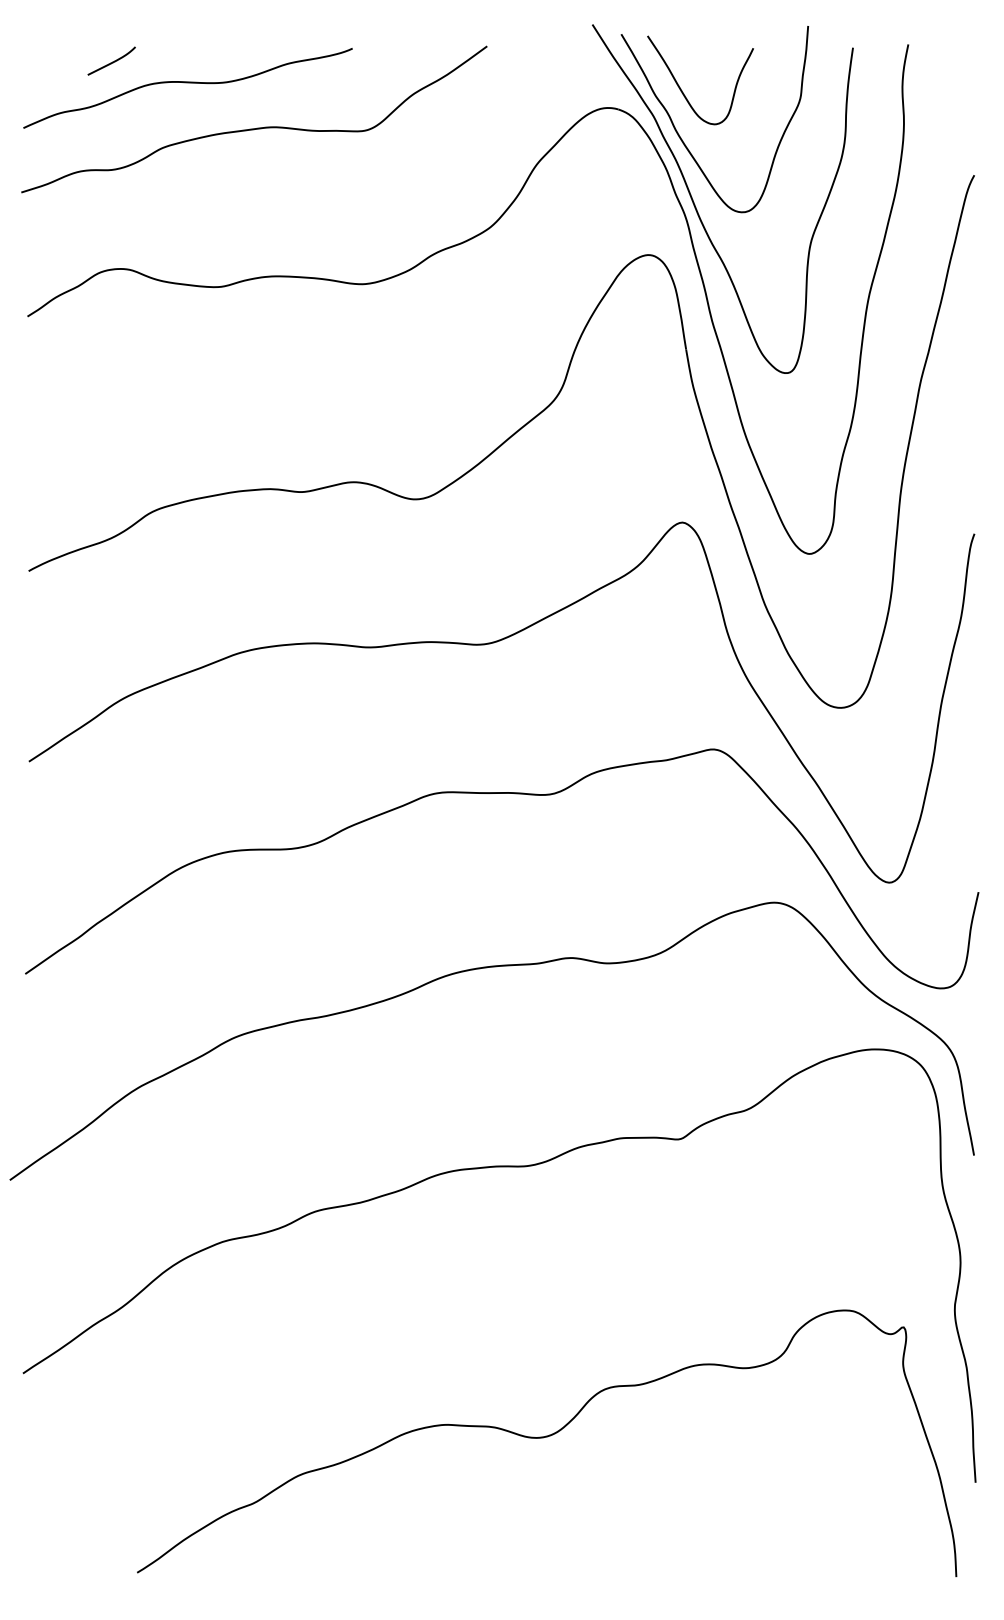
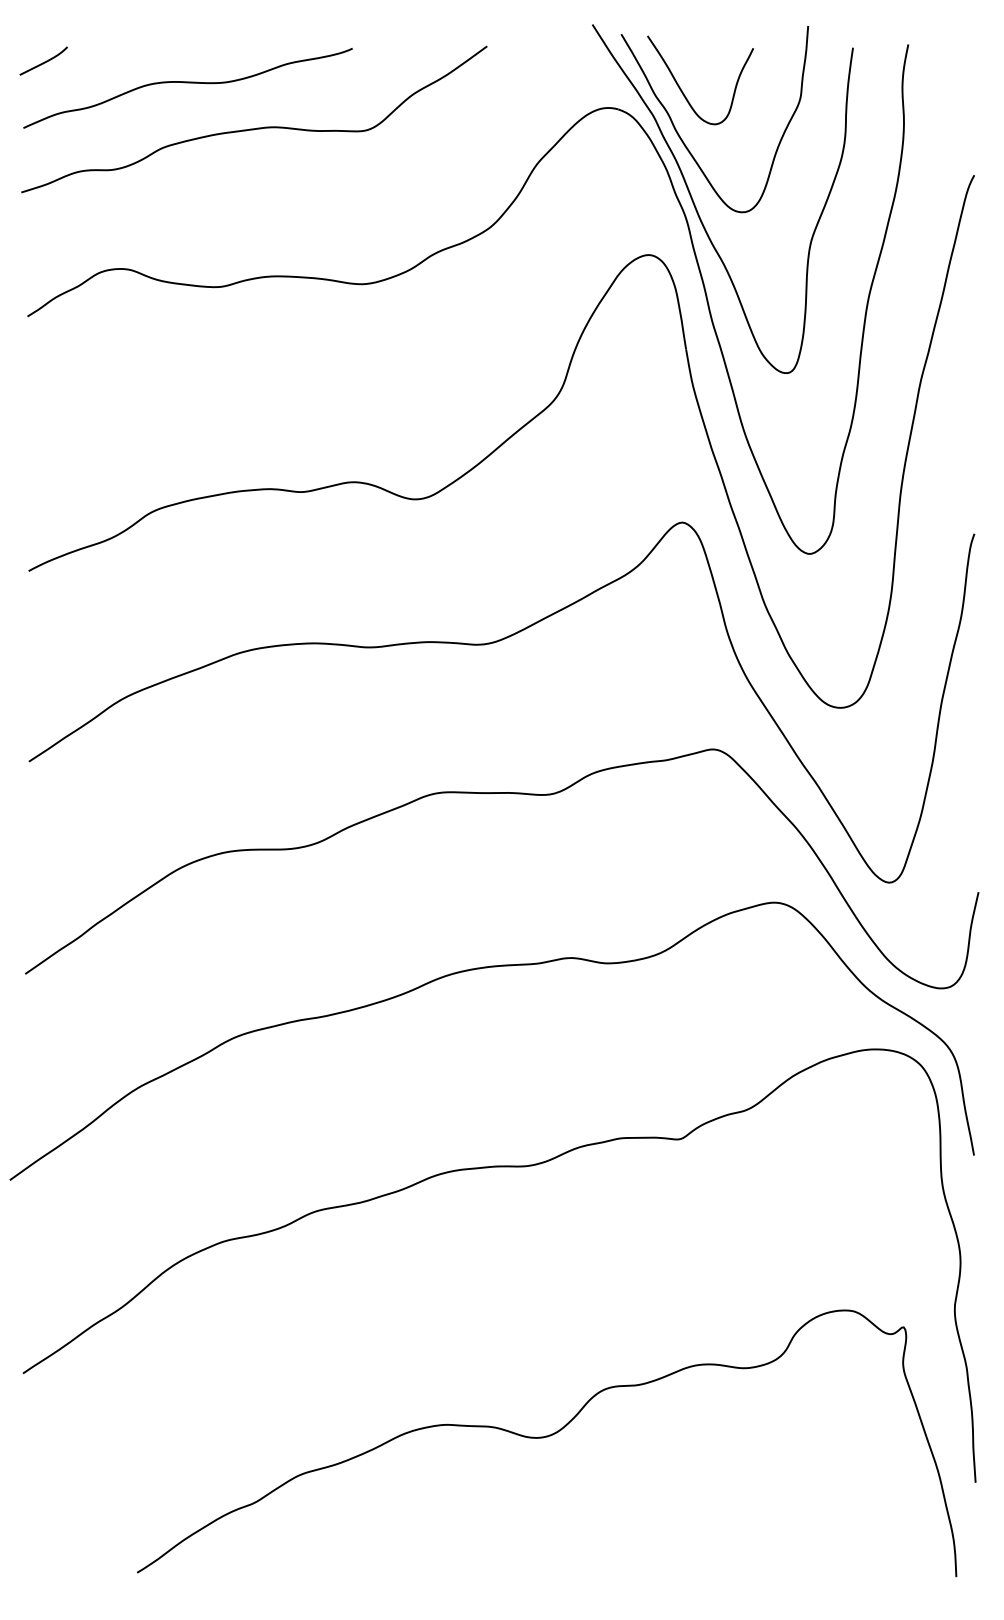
curve position: (112, 61) -> (44, 61) (44, 61)
